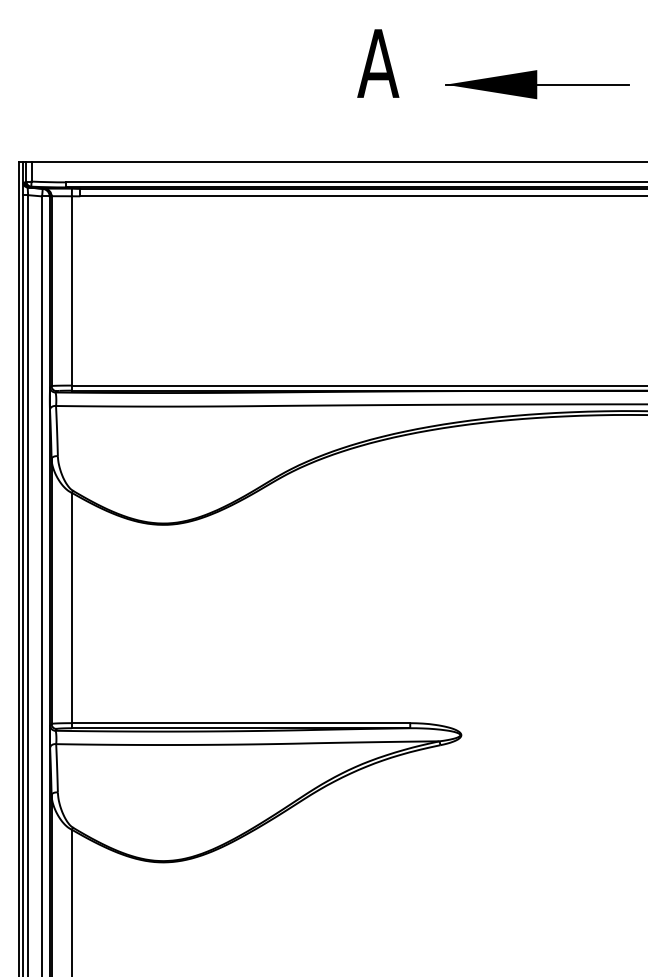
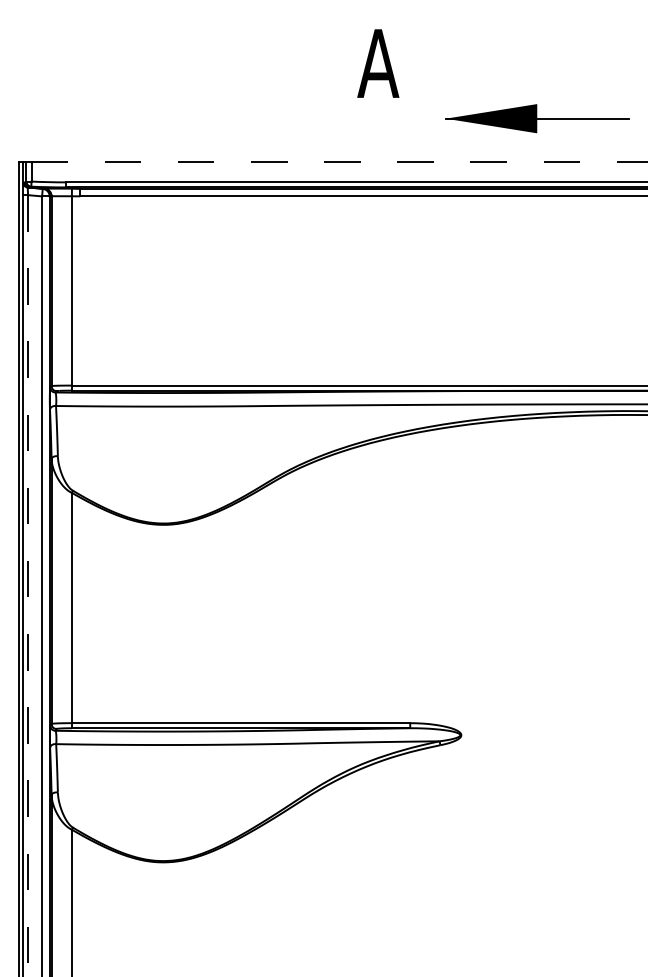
part position: (537, 84) -> (537, 118) (537, 118)
line: solid -> dashed (339, 161)
line: solid -> dashed (28, 586)
